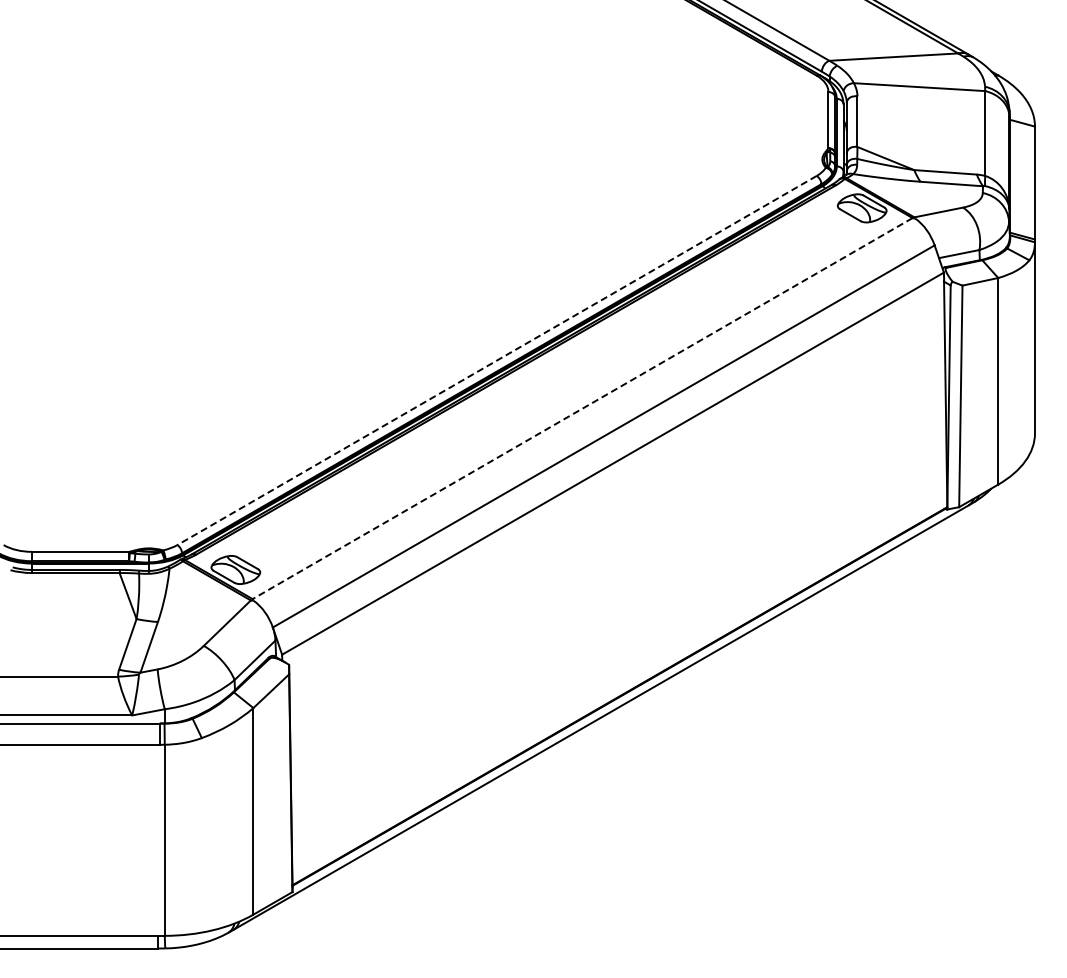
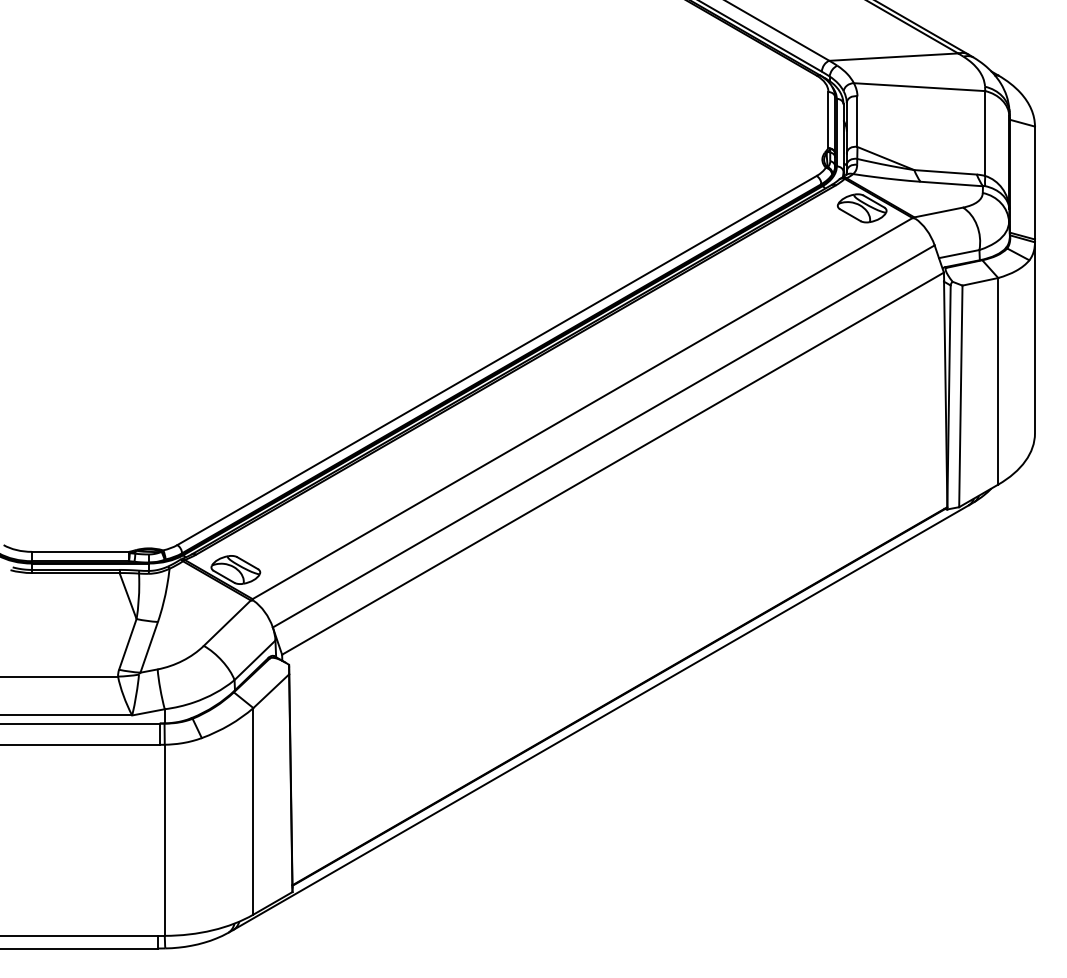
line: dashed -> solid (496, 360)
line: dashed -> solid (582, 408)
